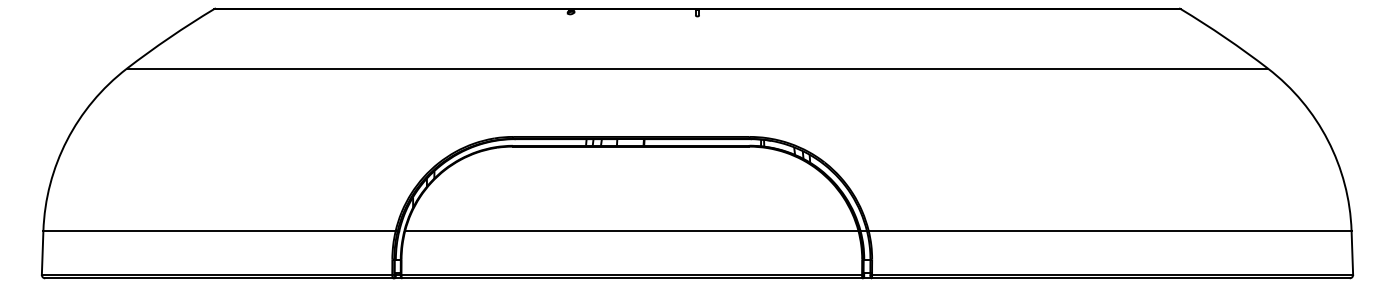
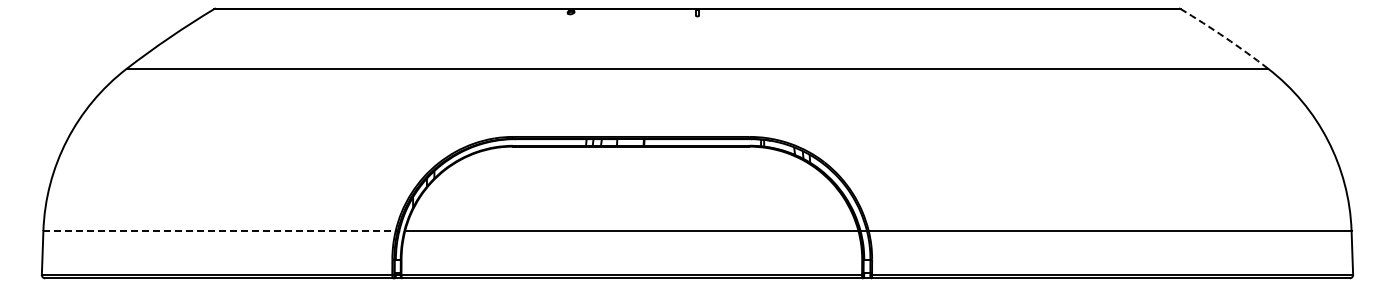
arc: solid -> dashed (1225, 37)
line: solid -> dashed (220, 230)
